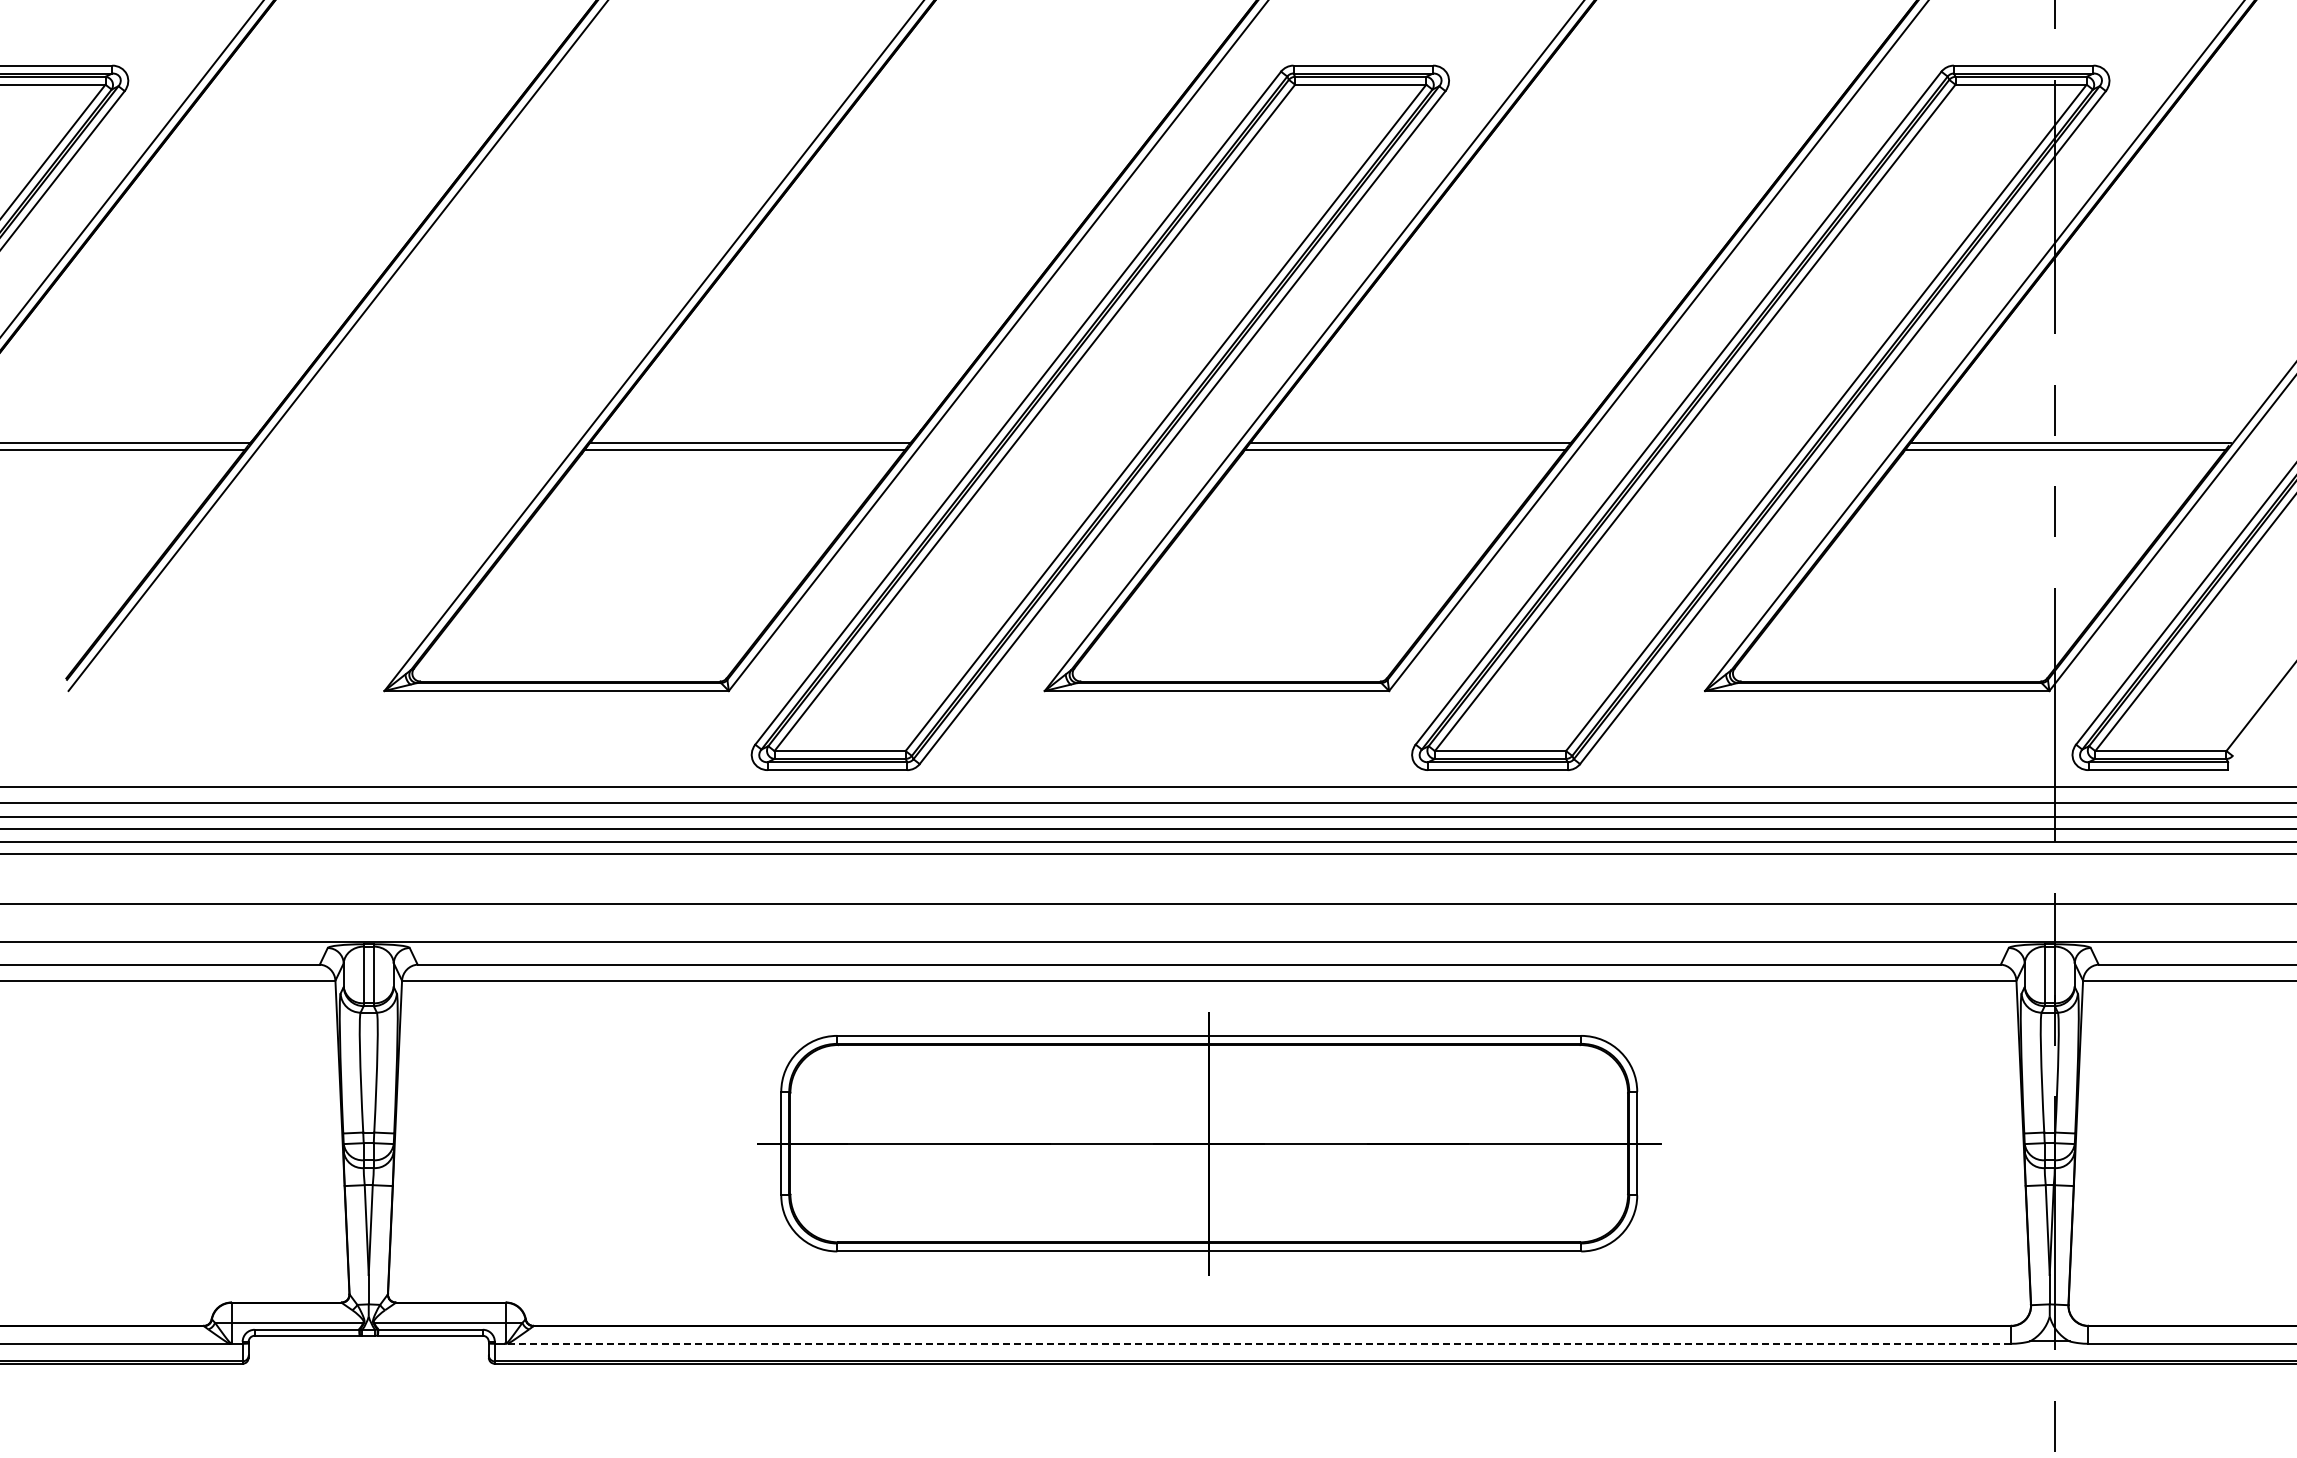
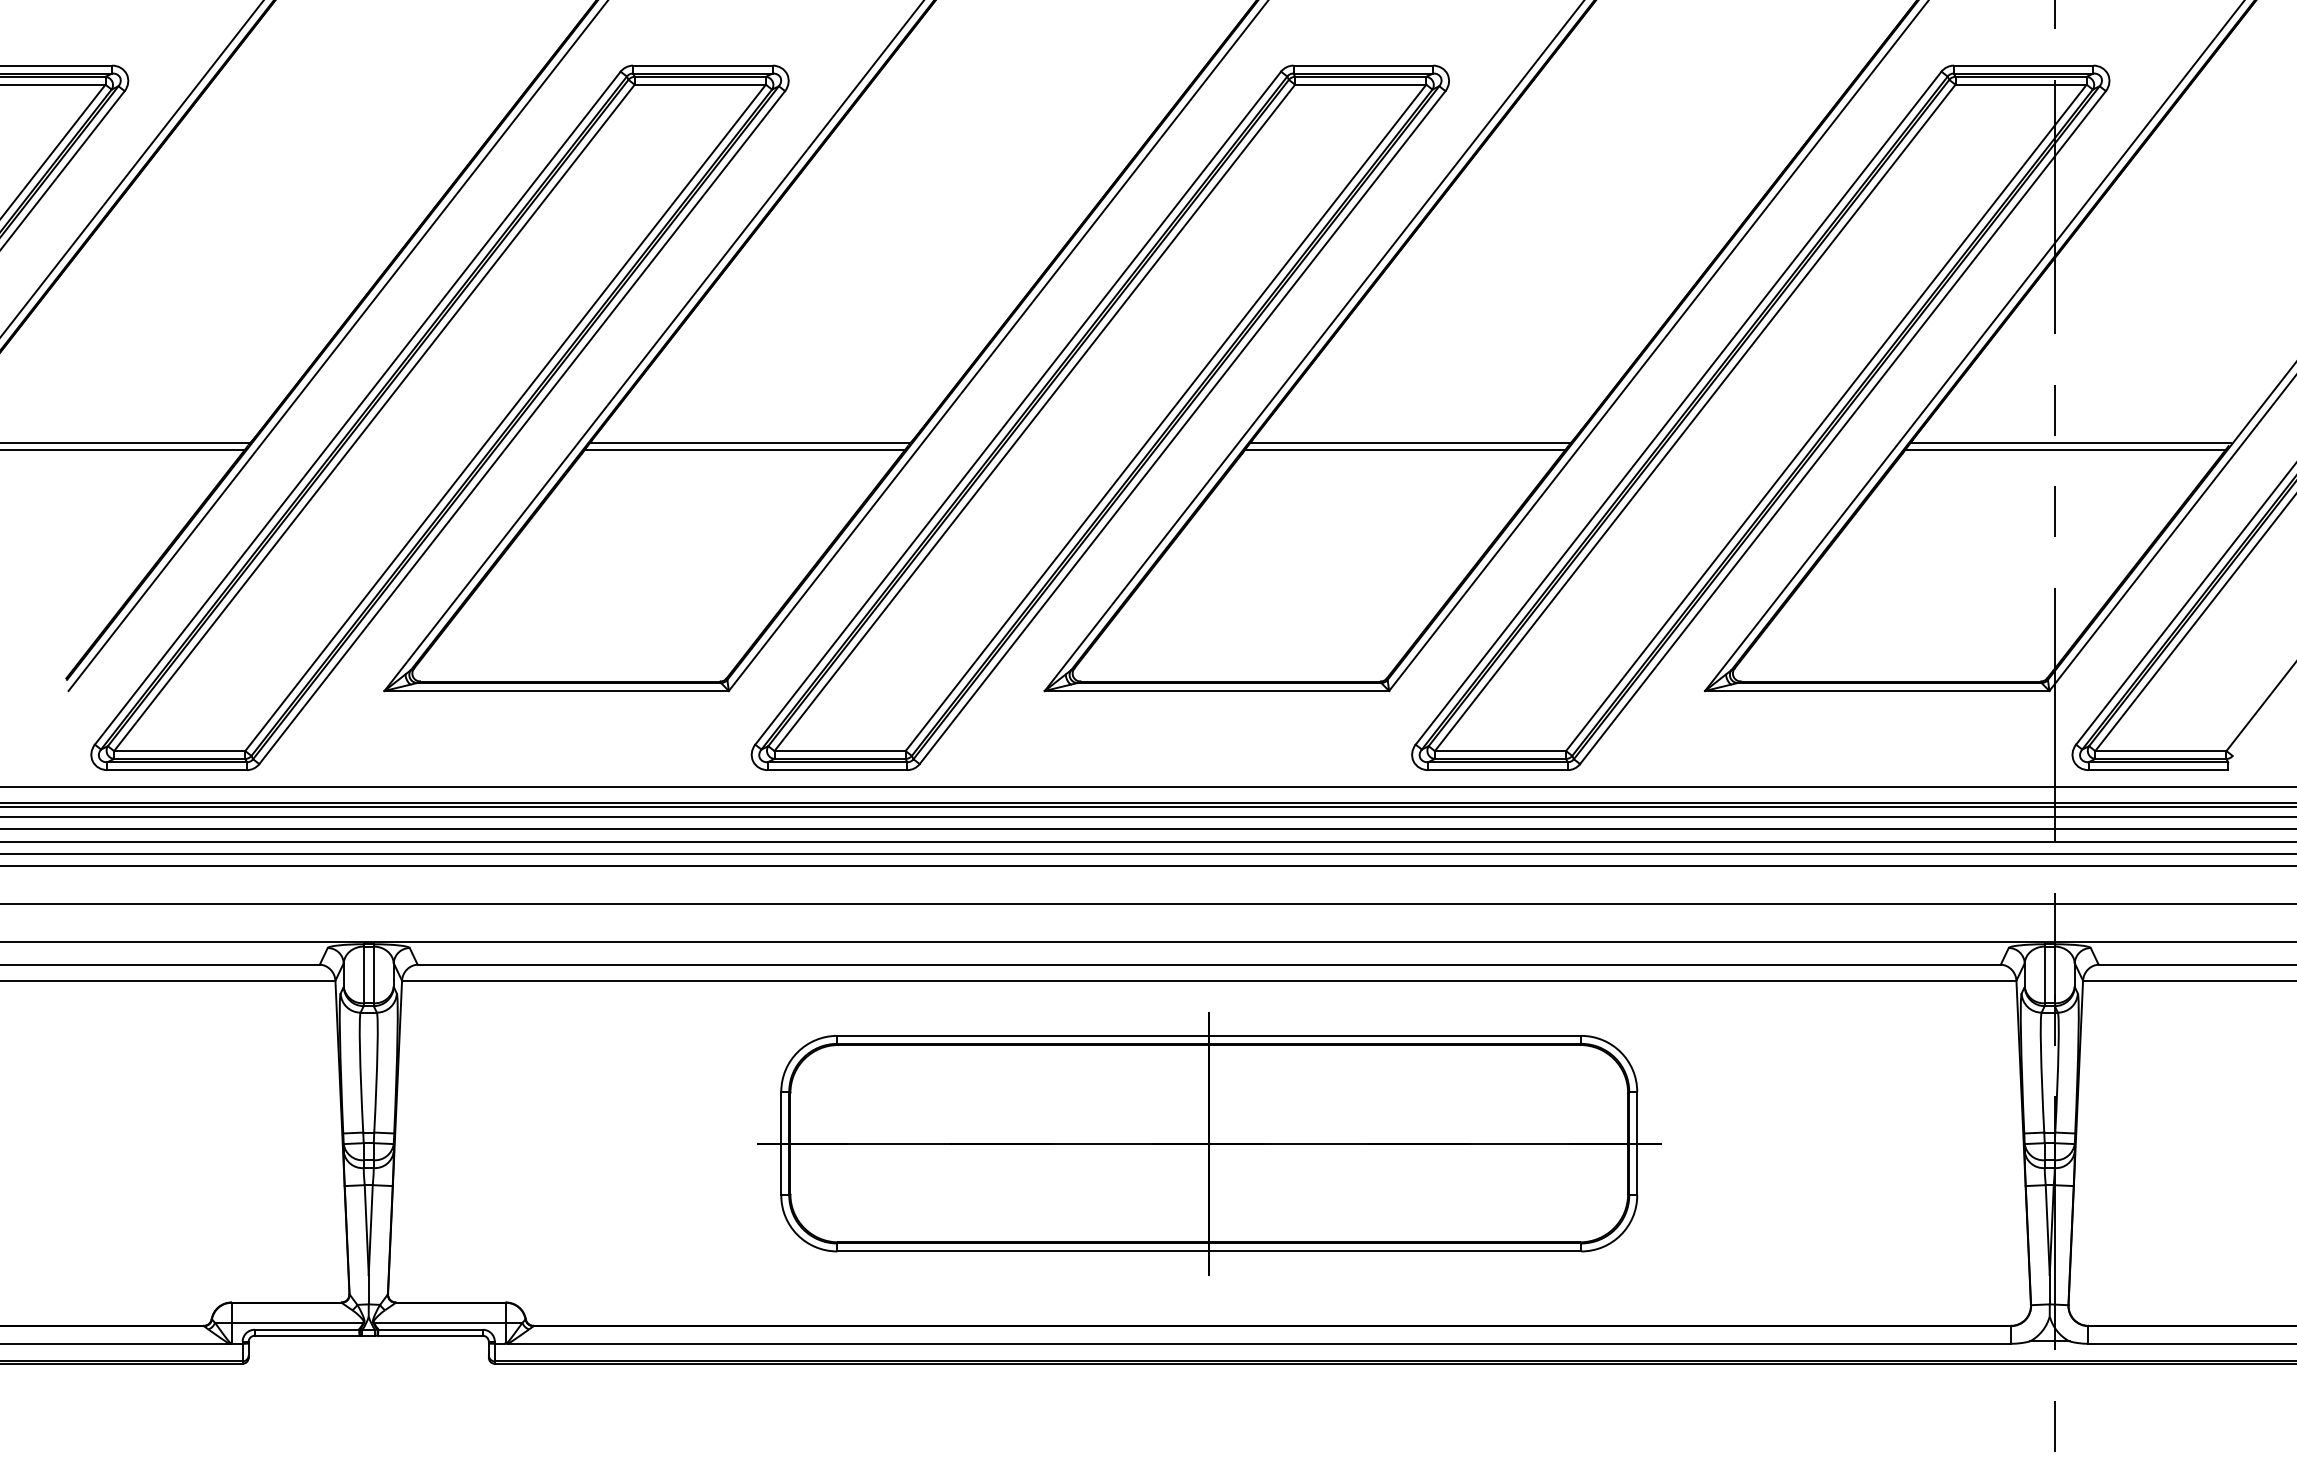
part: none -> present (439, 417)
line: none -> present (1147, 806)
line: none -> present (1147, 865)
line: dashed -> solid (1259, 1343)
